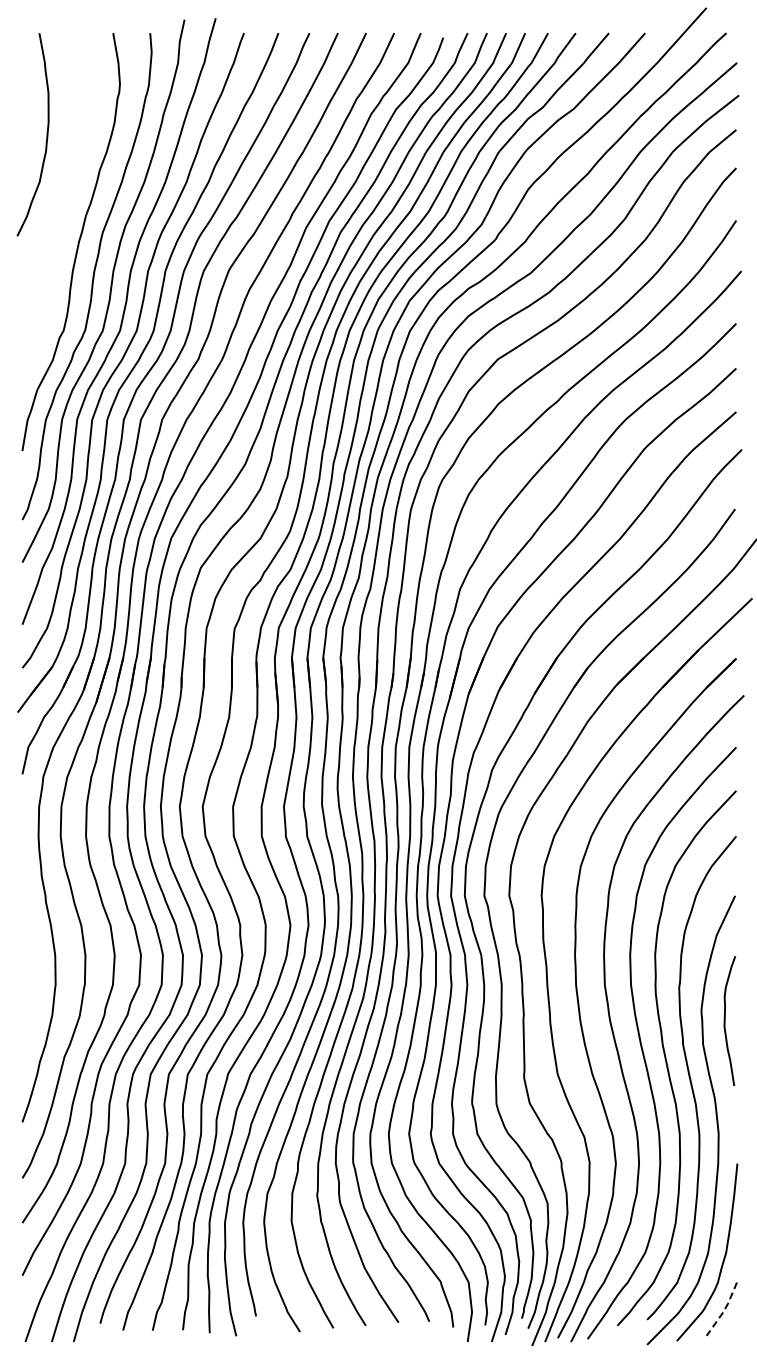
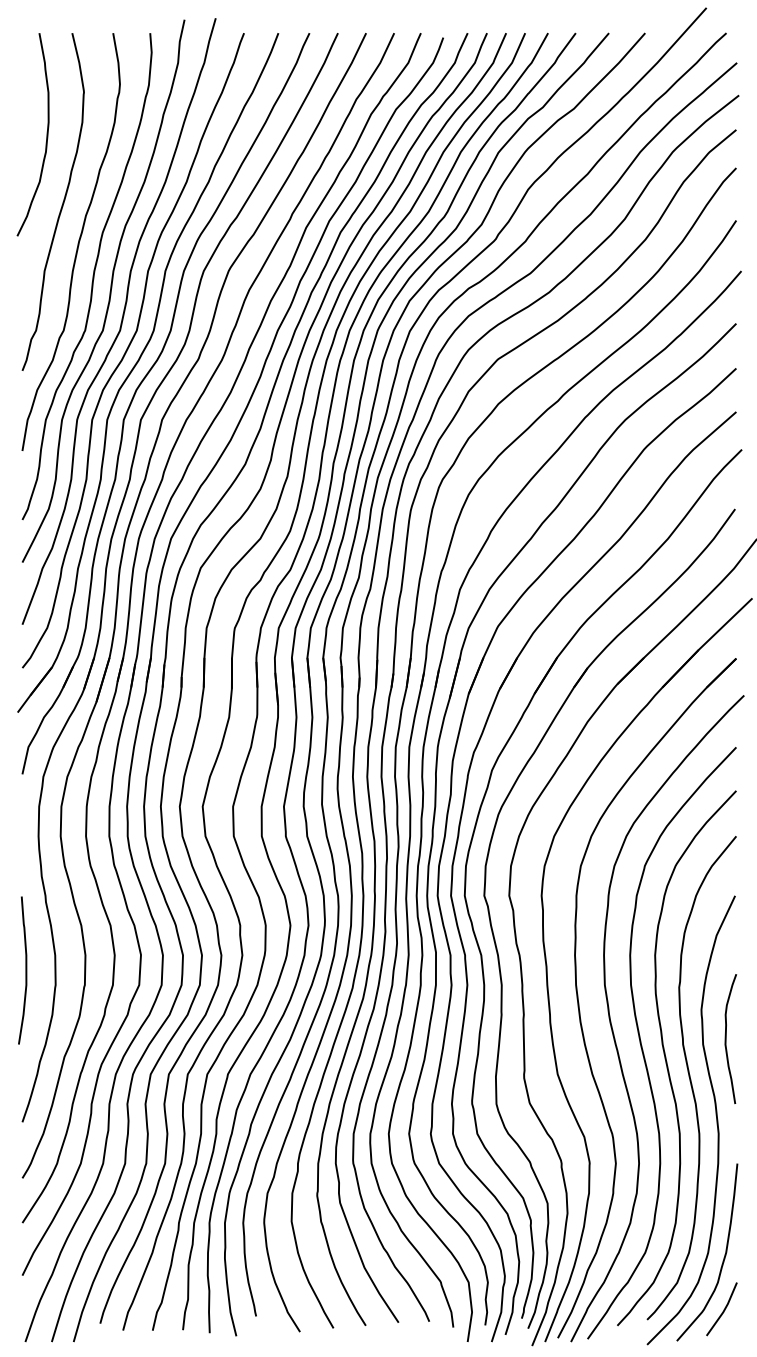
curve: none -> present (61, 205)
curve: none -> present (25, 970)
curve position: (725, 1020) -> (726, 1038) (726, 1038)
line: dashed -> solid (724, 1310)
